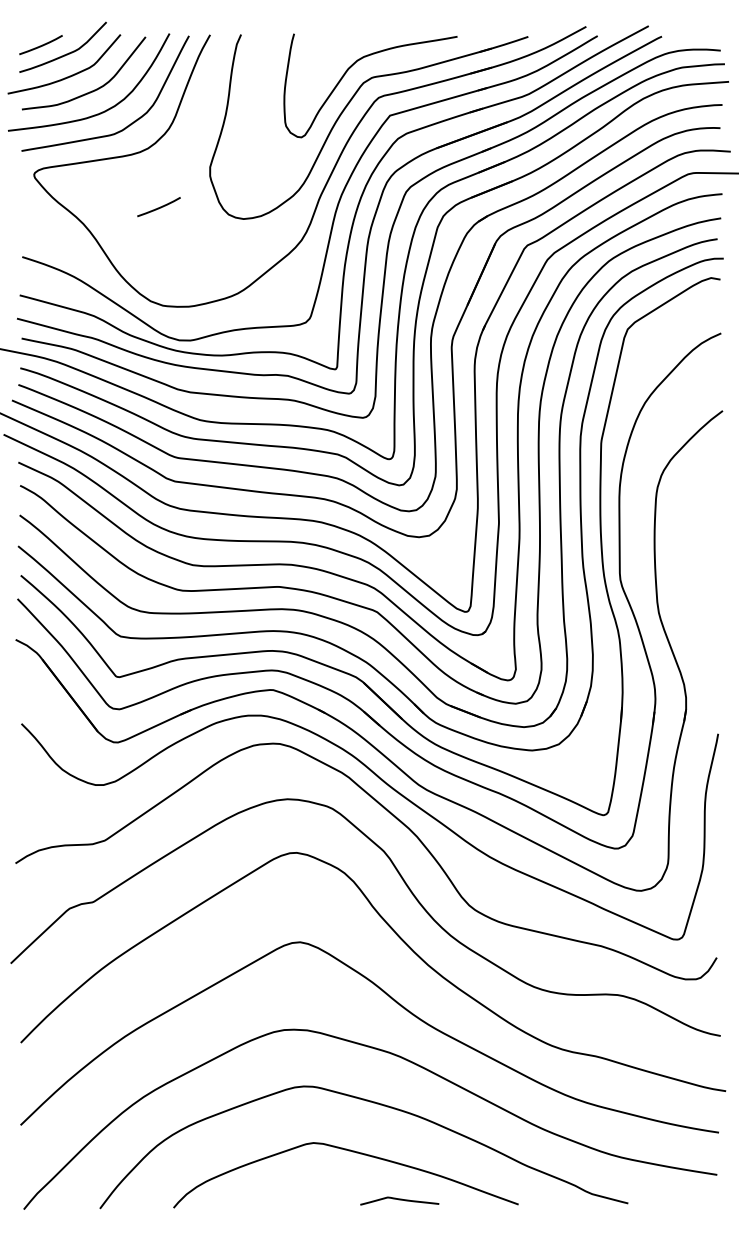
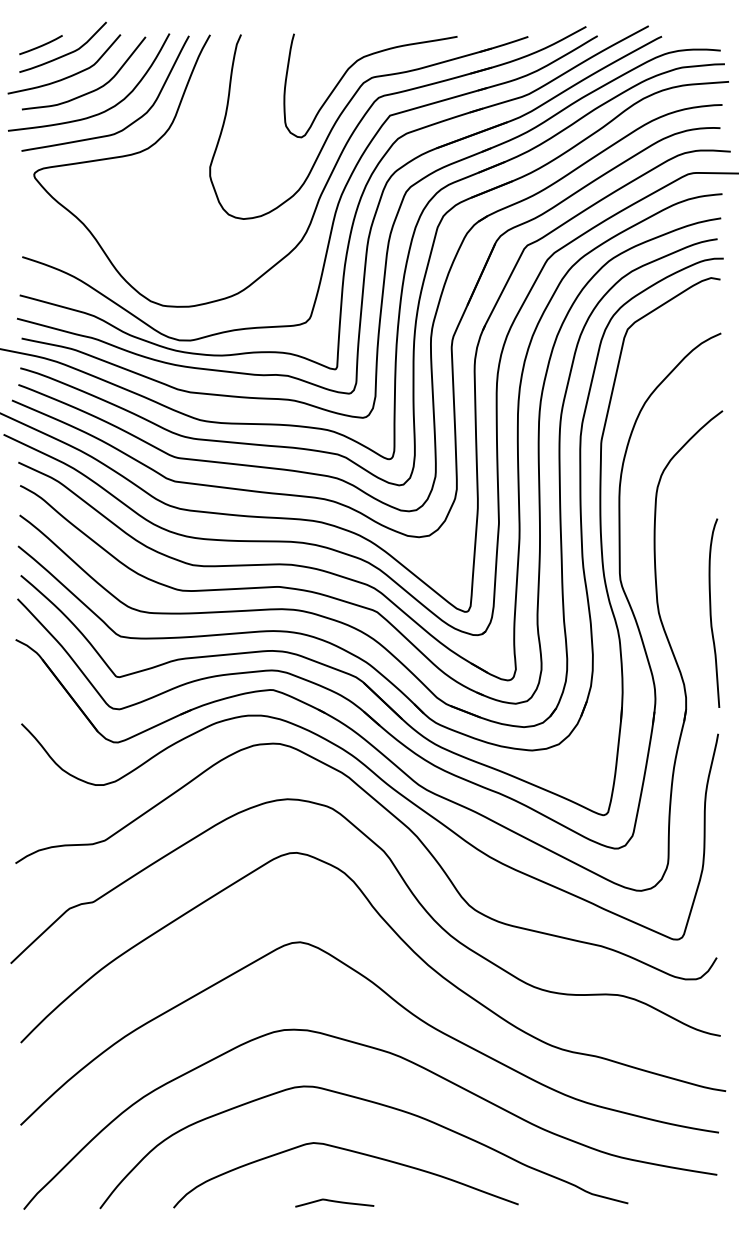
line: present -> none (158, 207)
curve: none -> present (711, 612)
curve position: (399, 1200) -> (334, 1202) (334, 1202)
